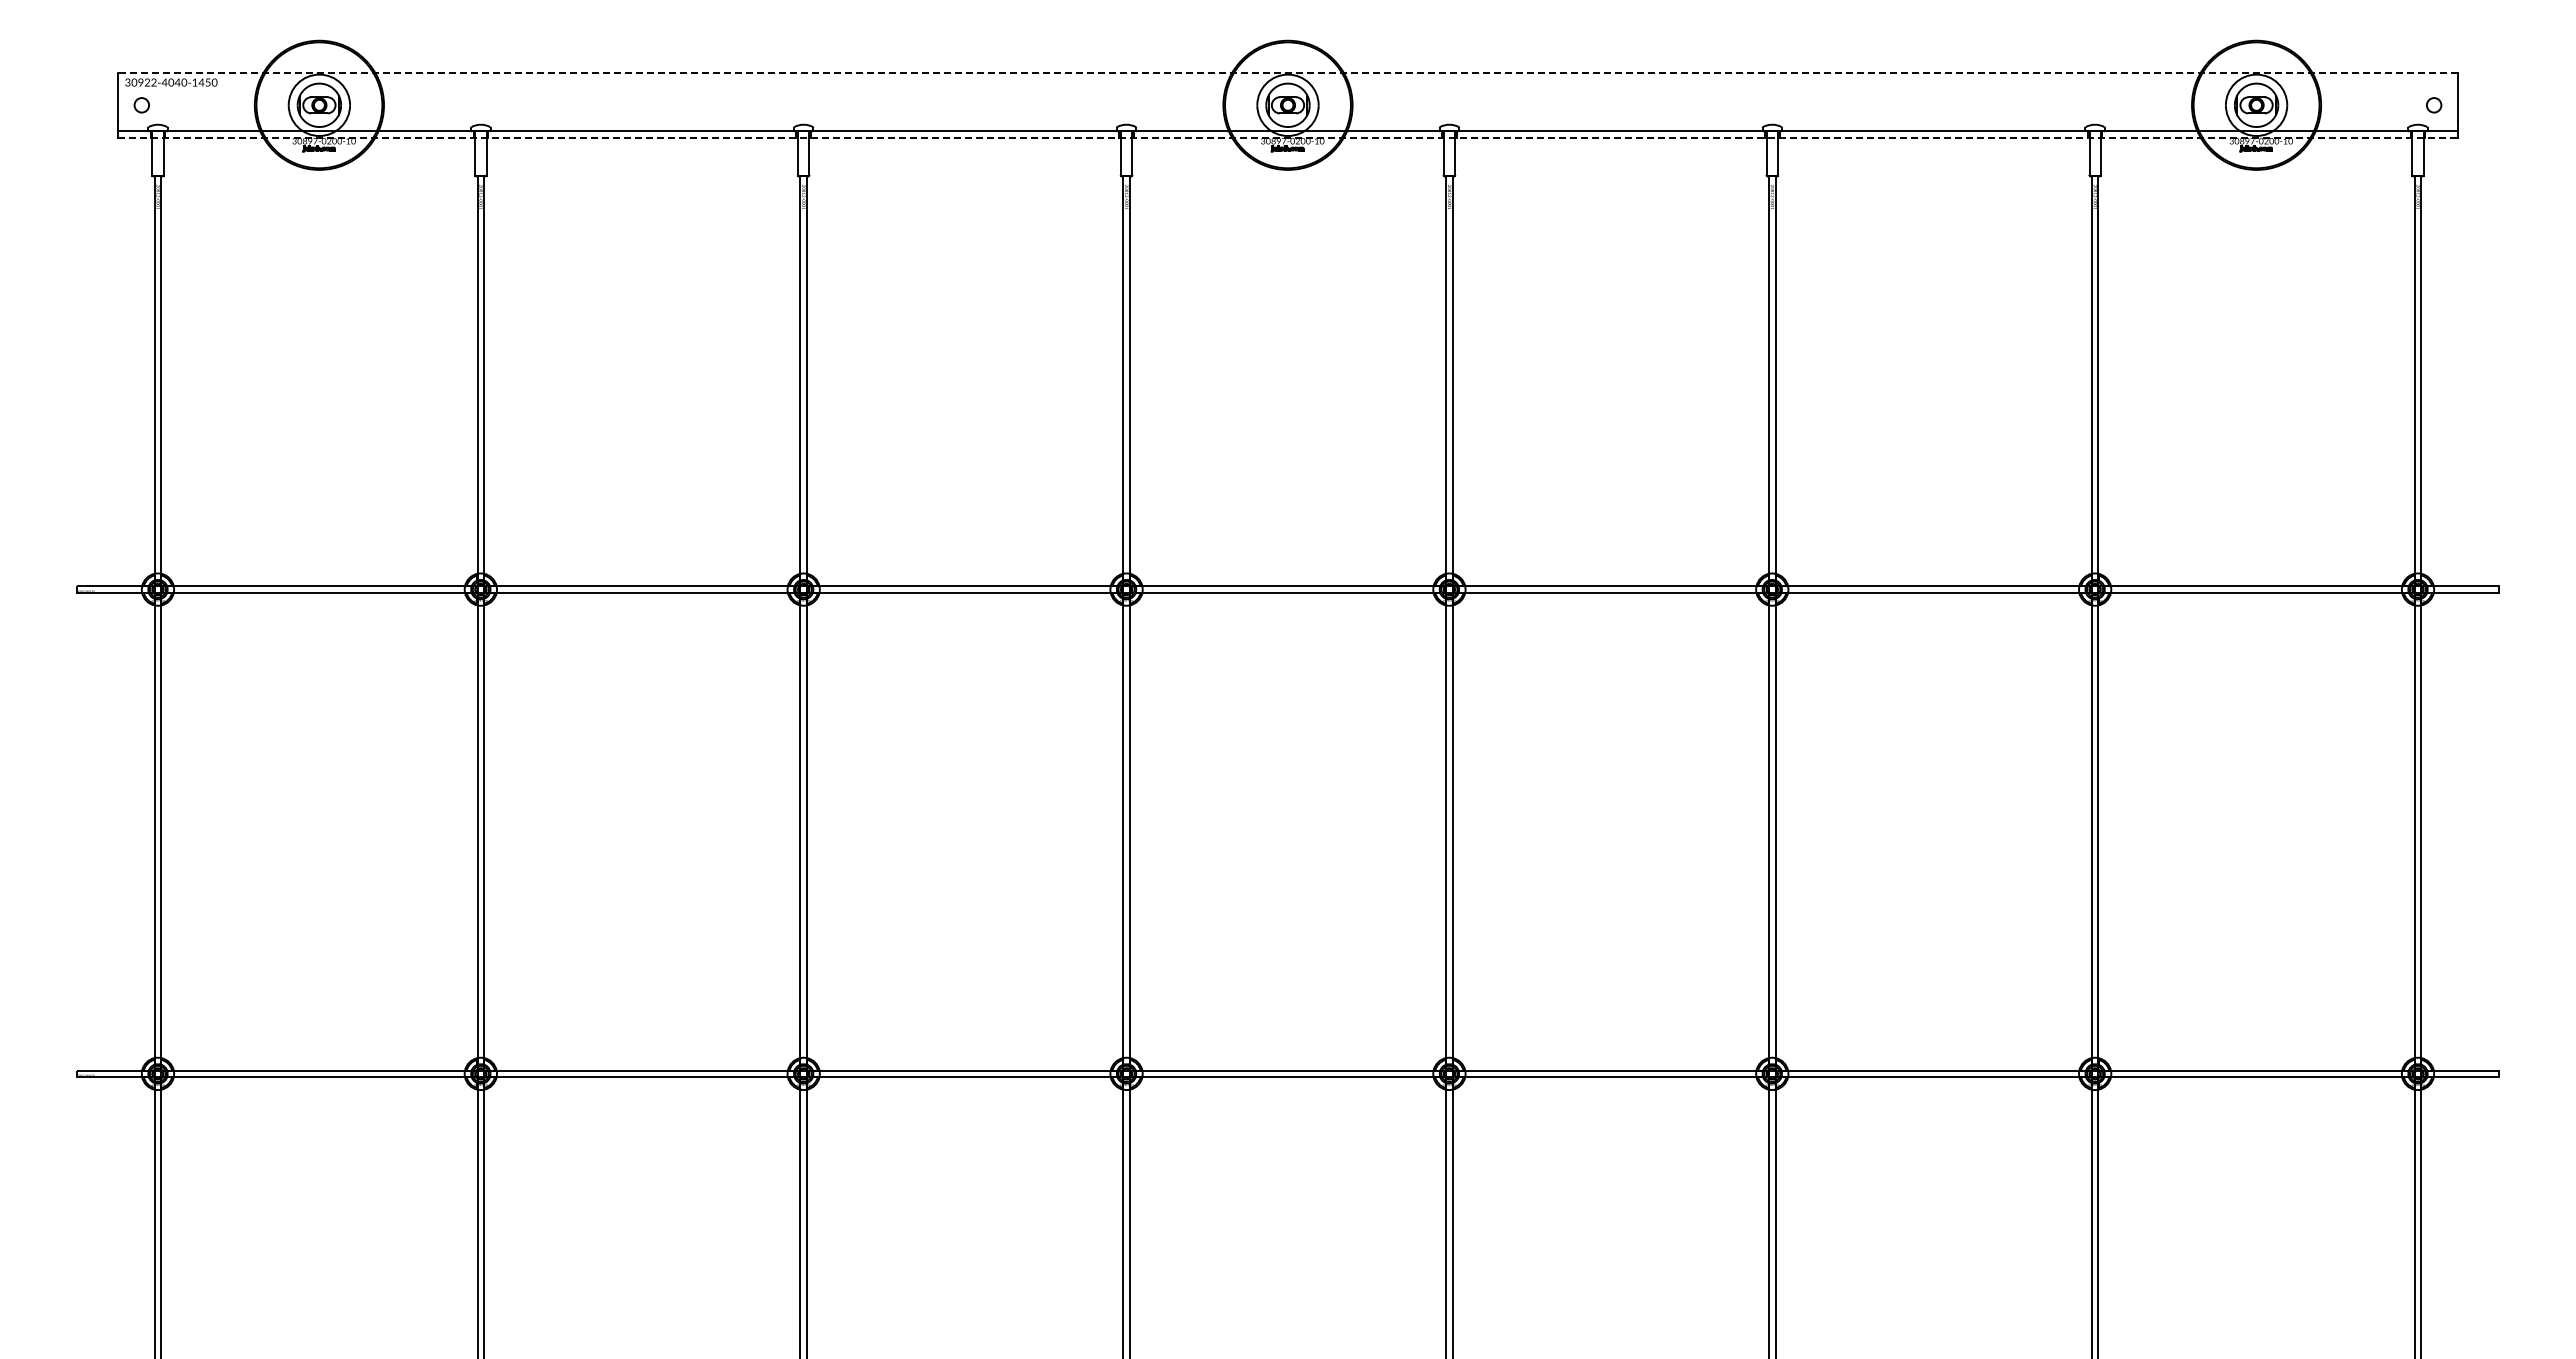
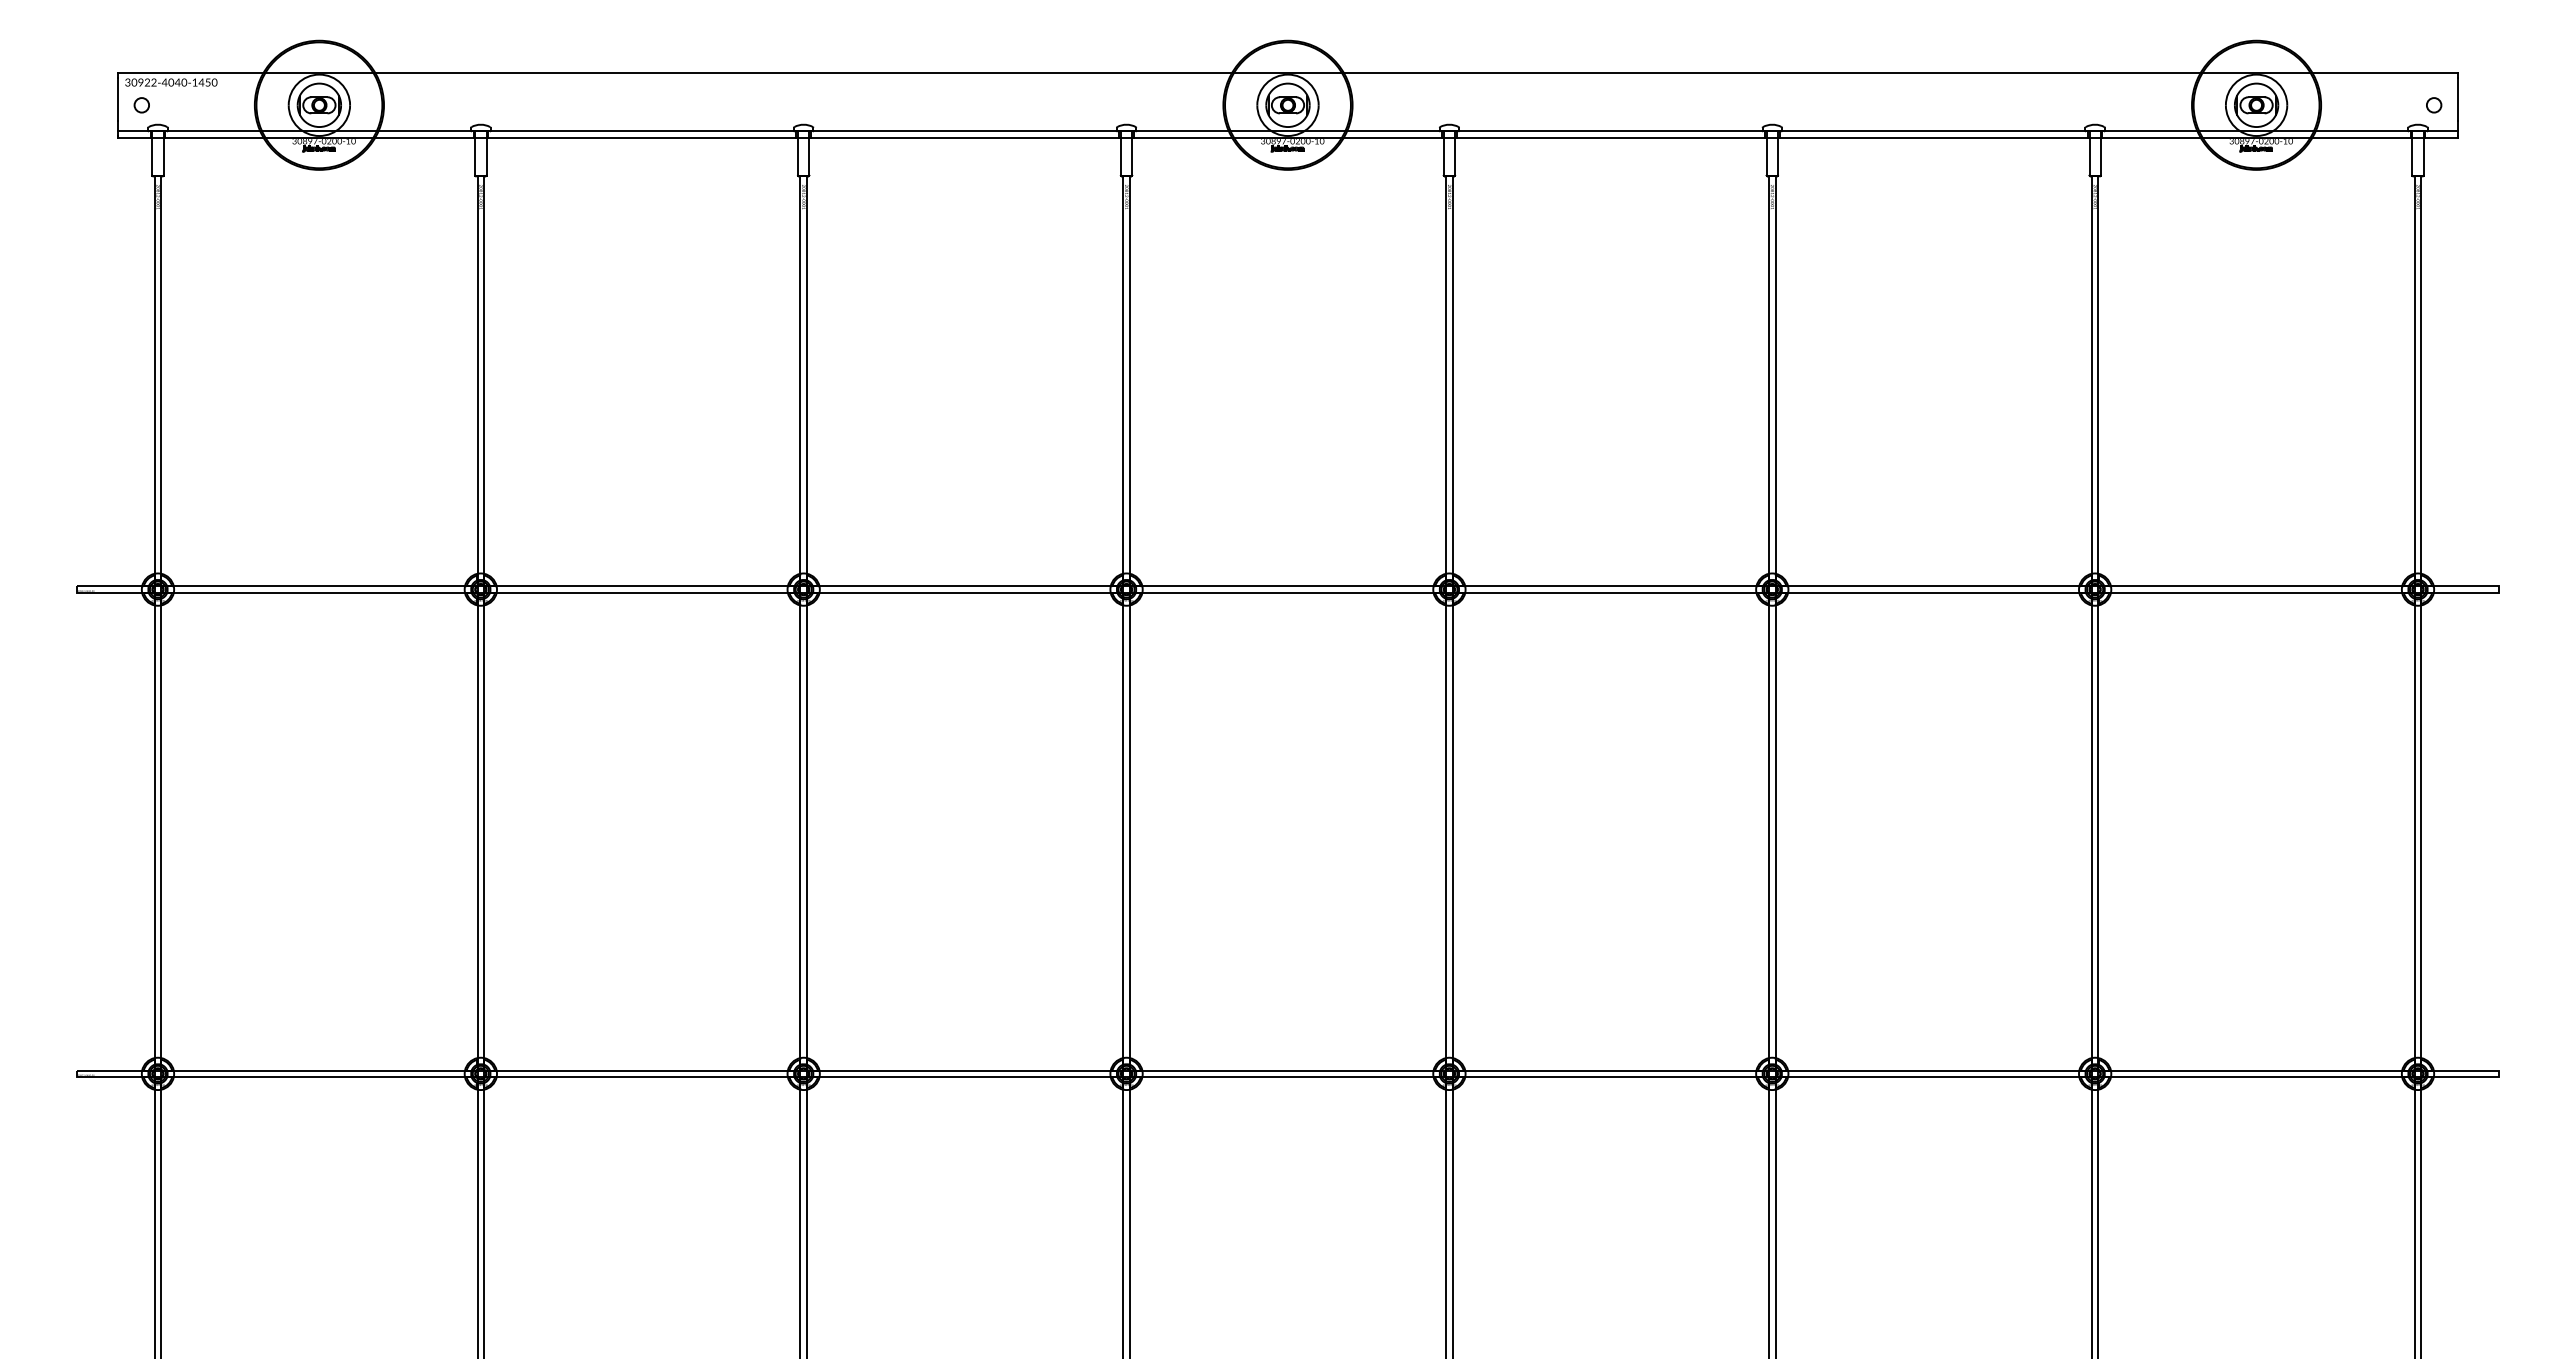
line: dashed -> solid (1287, 73)
line: dashed -> solid (1288, 137)
